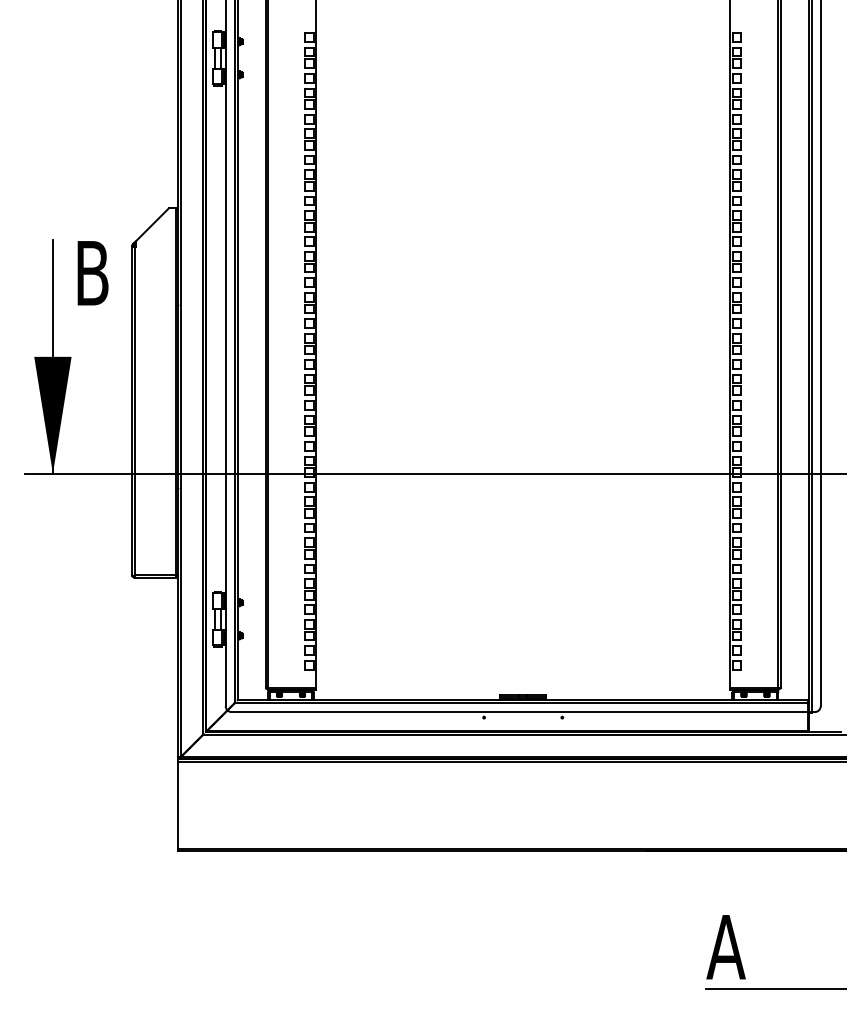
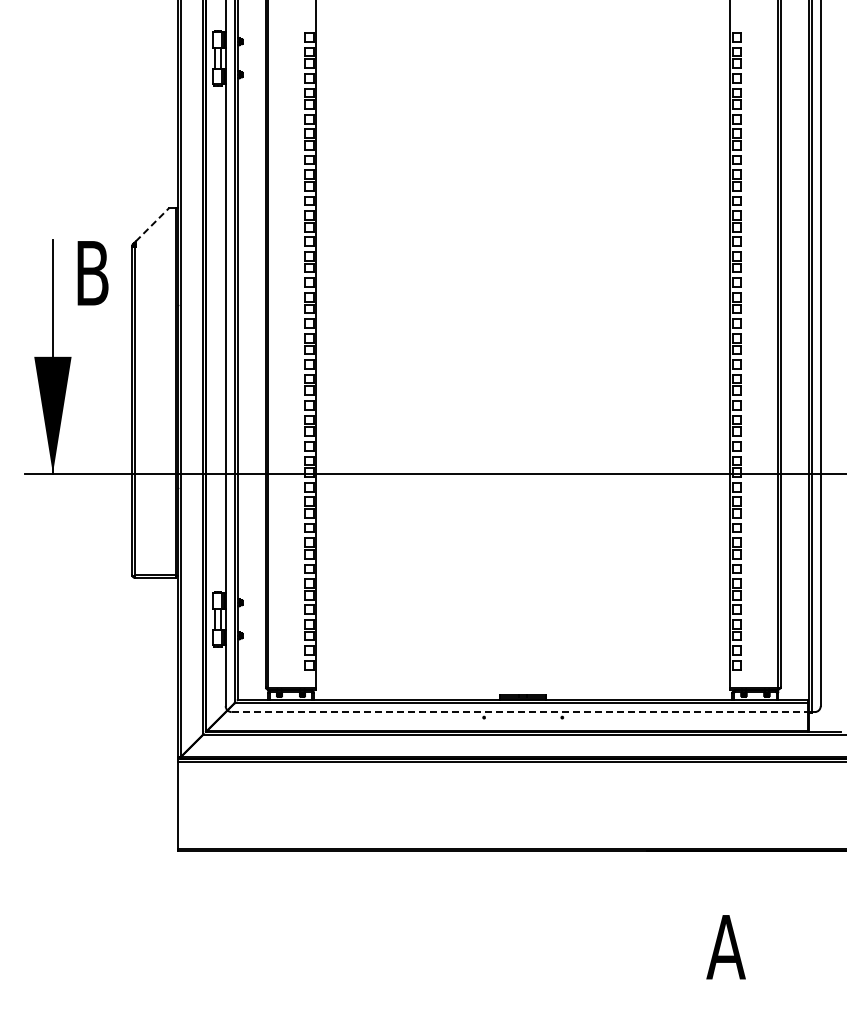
line: solid -> dashed (152, 224)
line: solid -> dashed (520, 712)
line: present -> none (774, 989)
